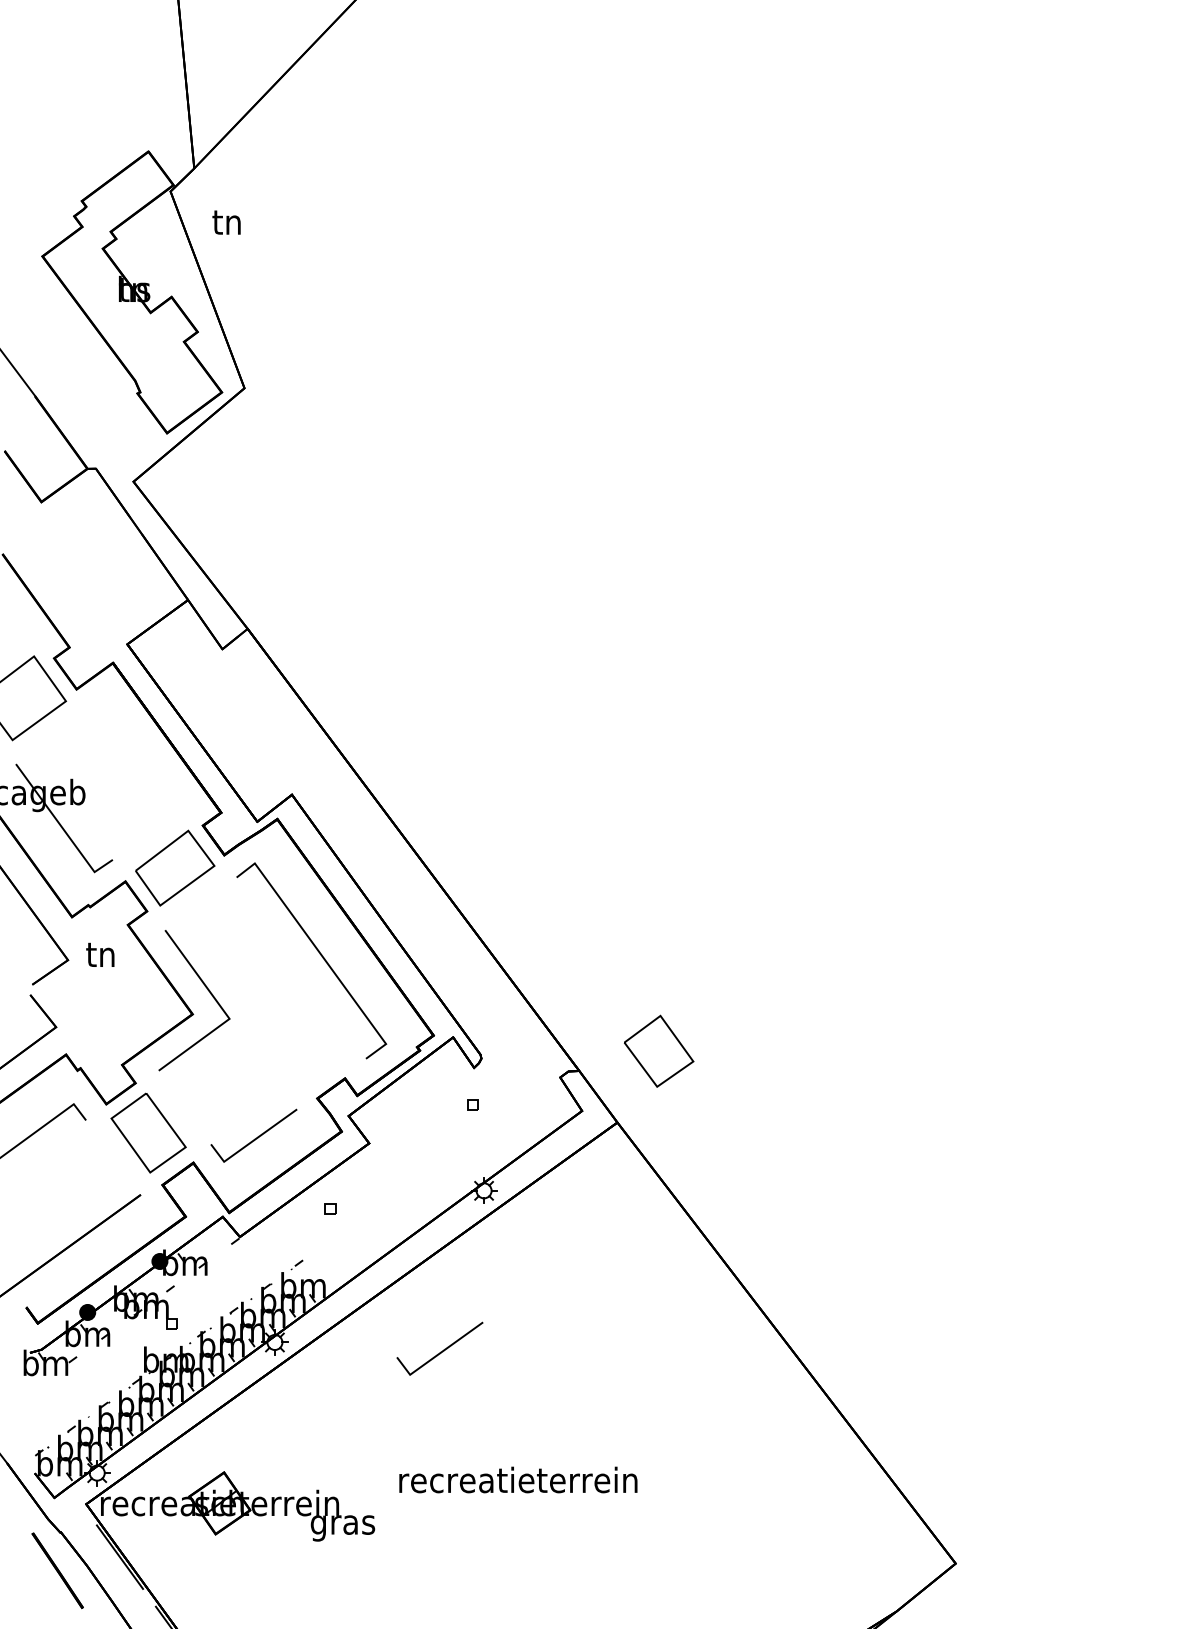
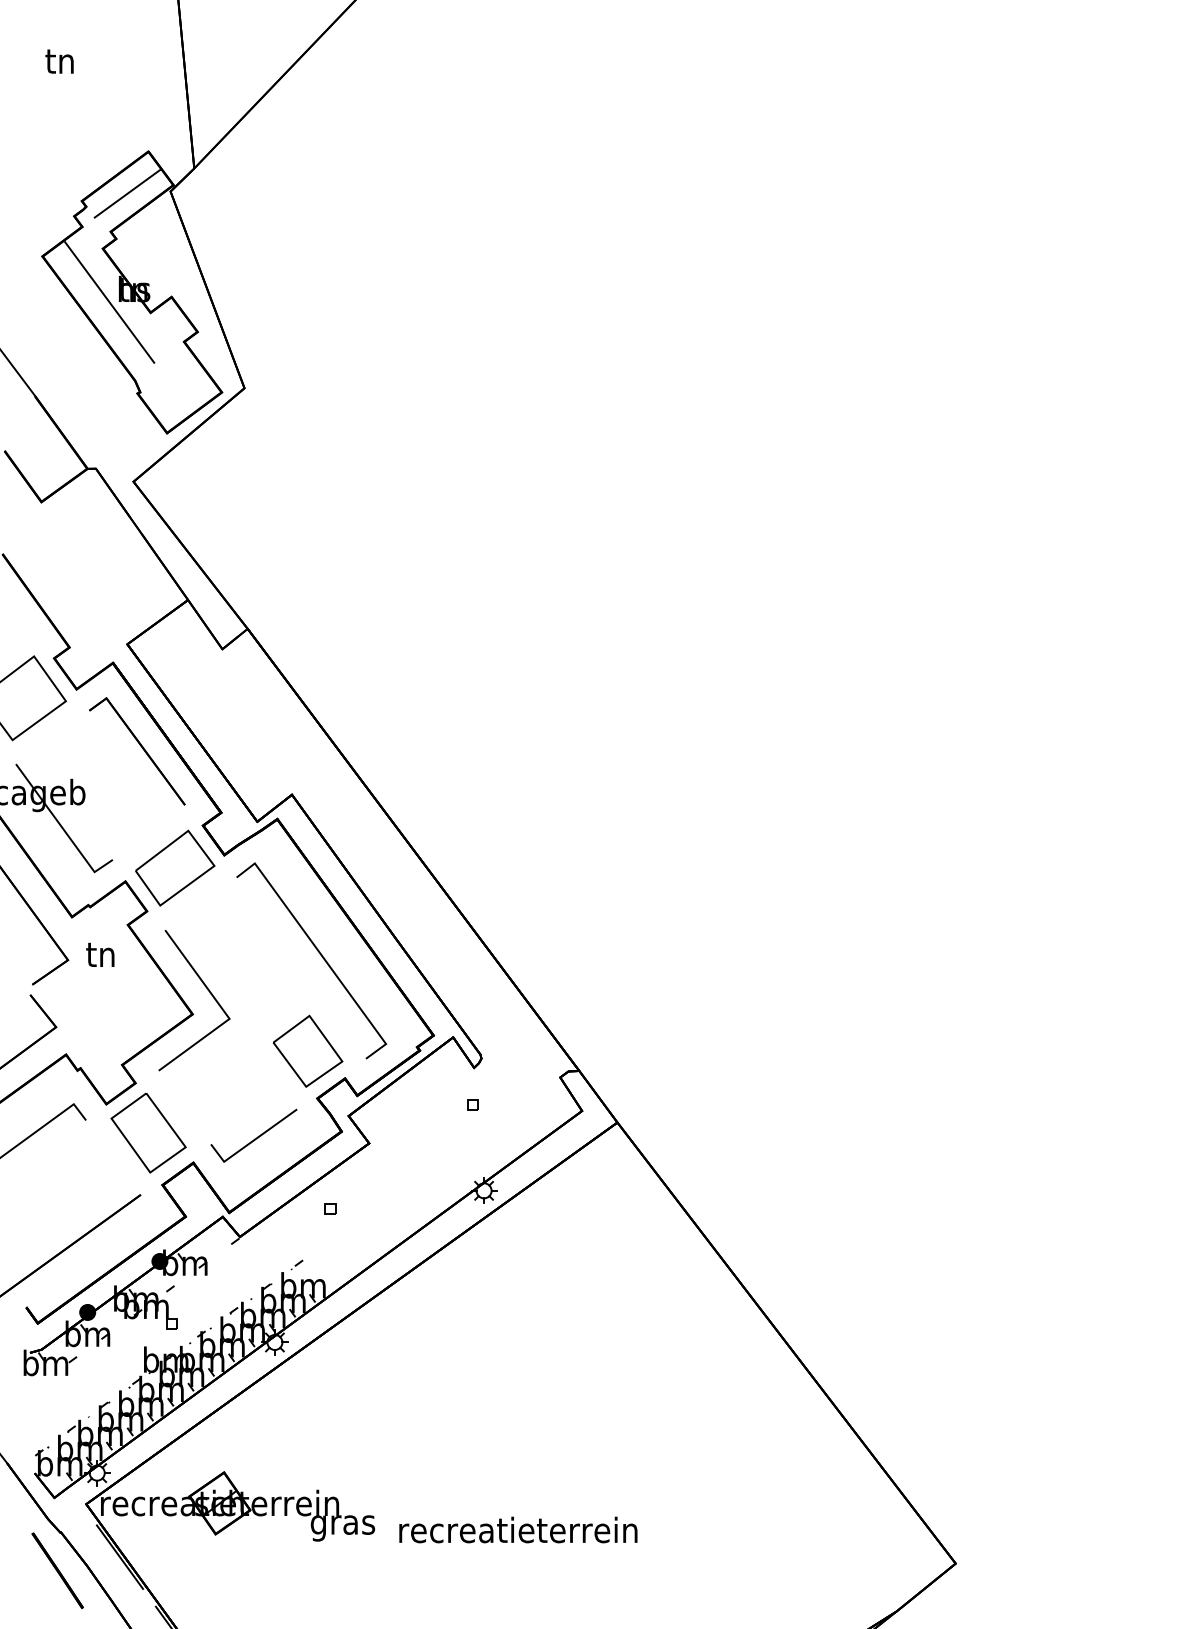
line: none -> present (127, 193)
text position: (226, 222) -> (59, 61) (59, 61)
line: none -> present (109, 302)
part: none -> present (137, 751)
part position: (659, 1050) -> (308, 1050) (308, 1050)
line: present -> none (440, 1351)
text position: (518, 1479) -> (518, 1529) (518, 1529)
